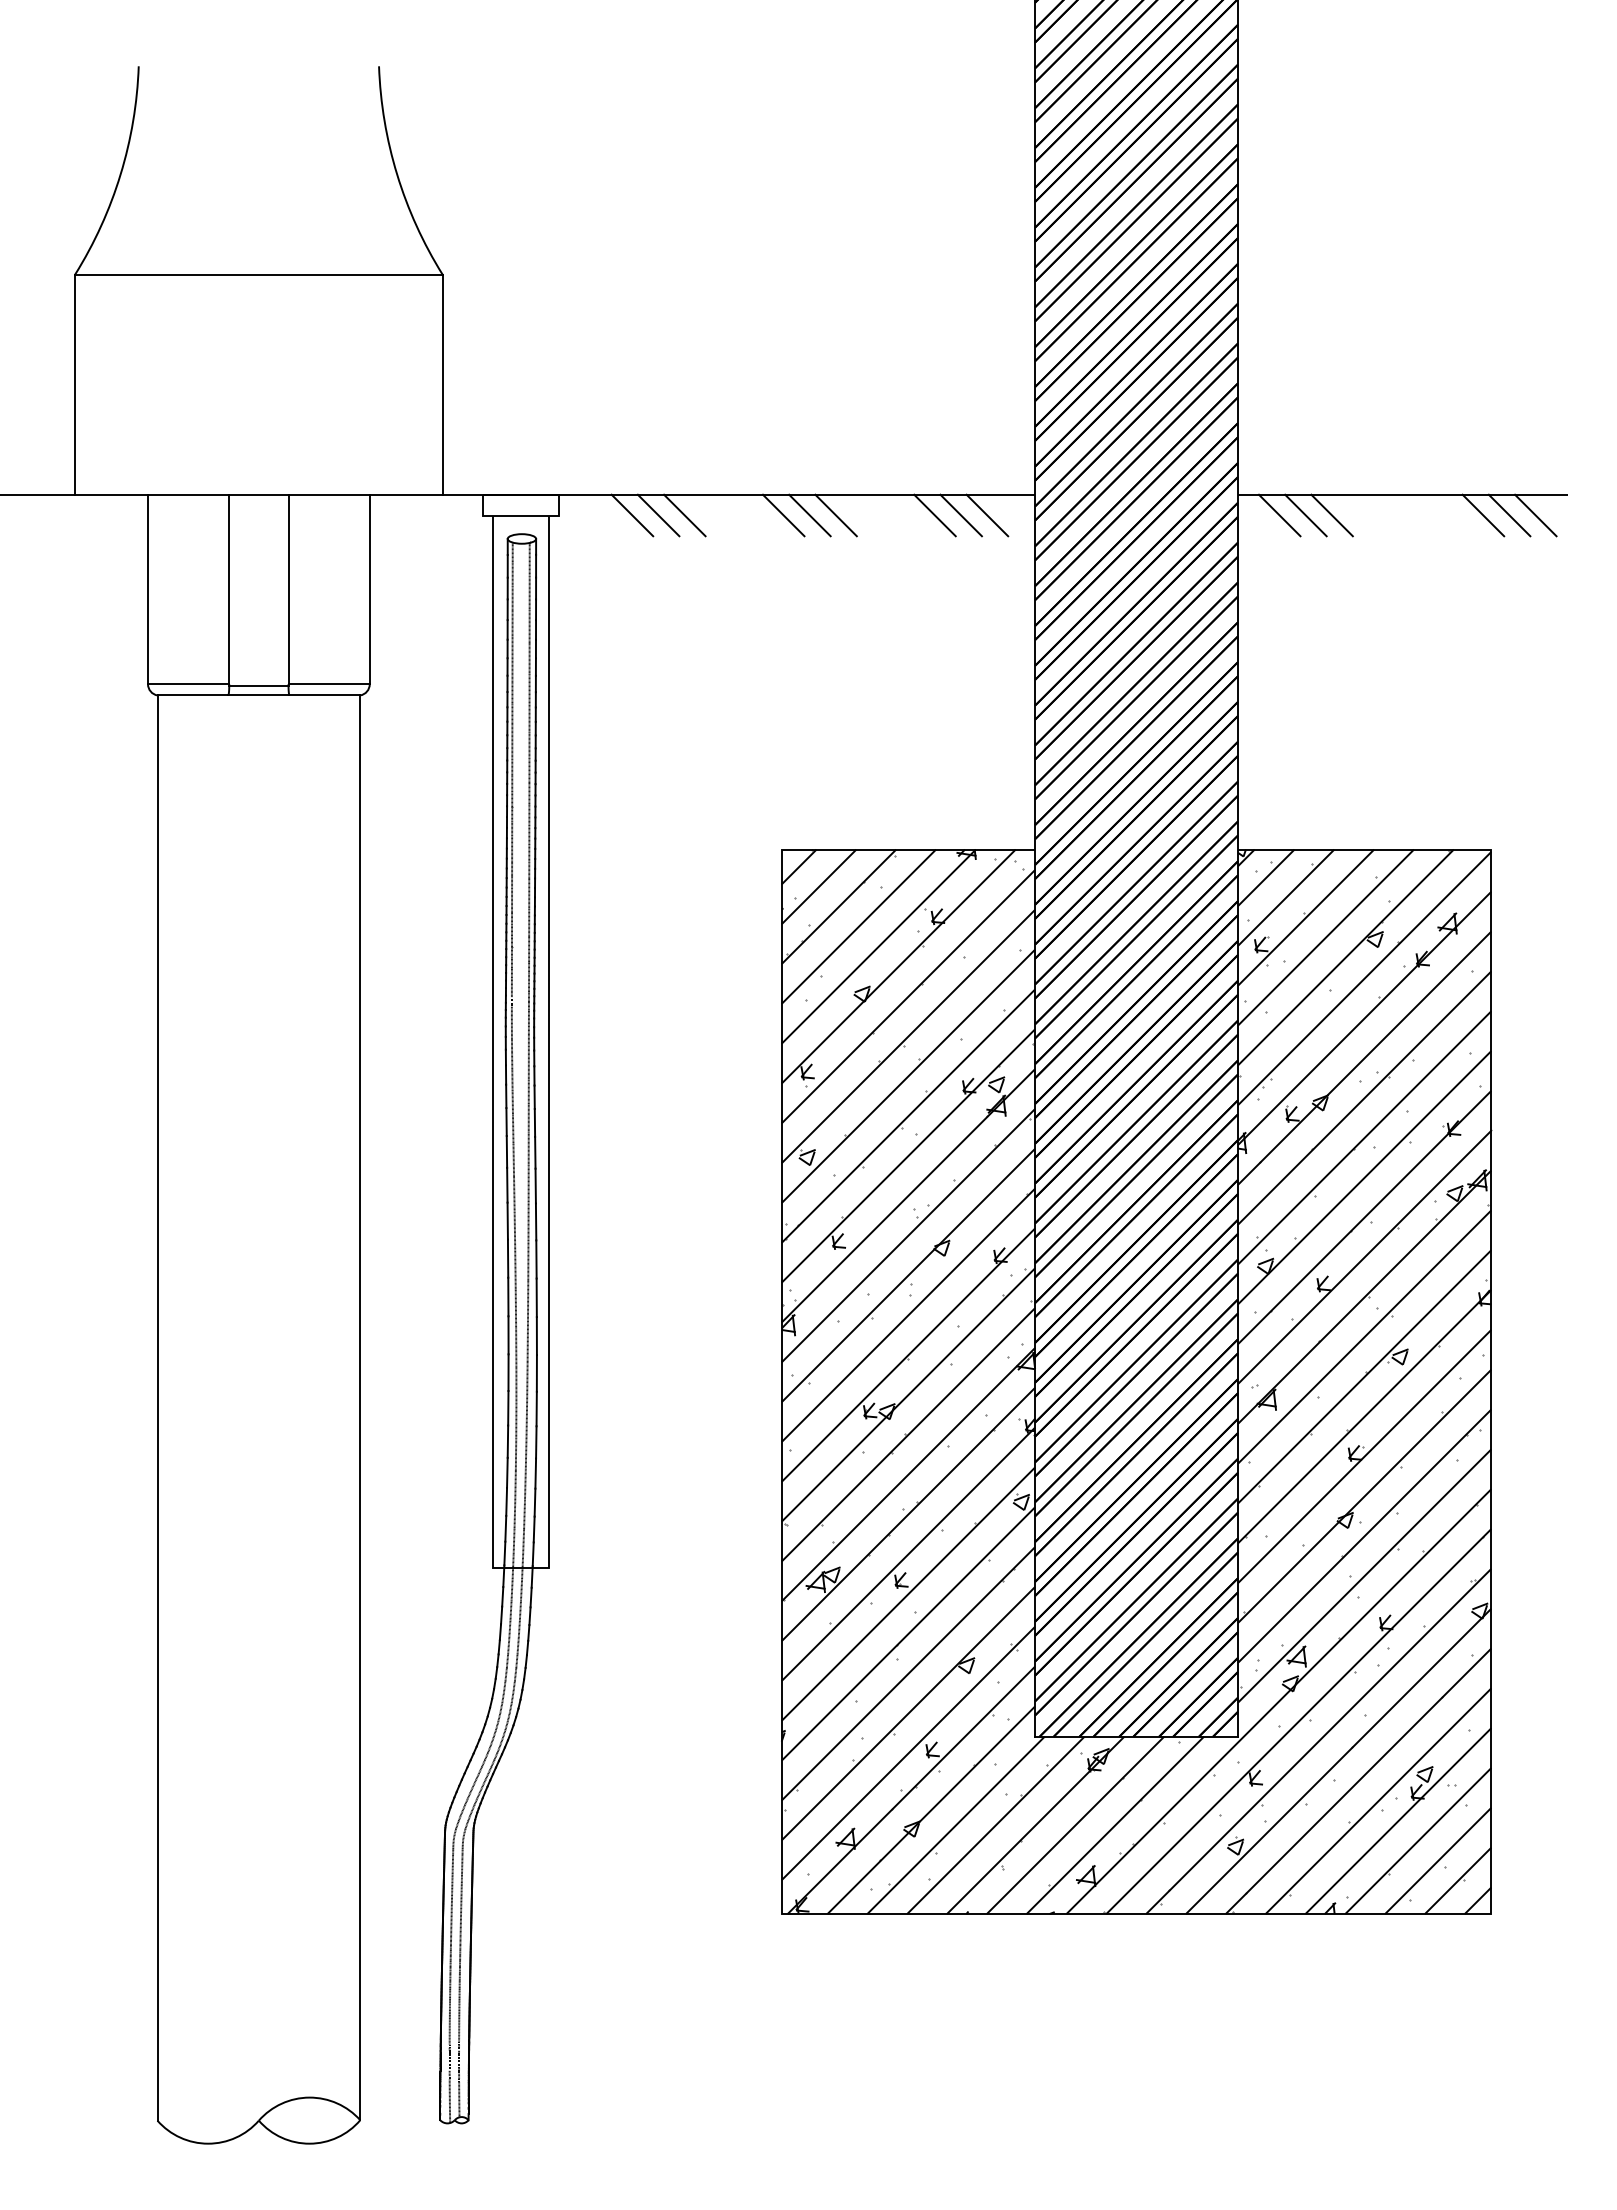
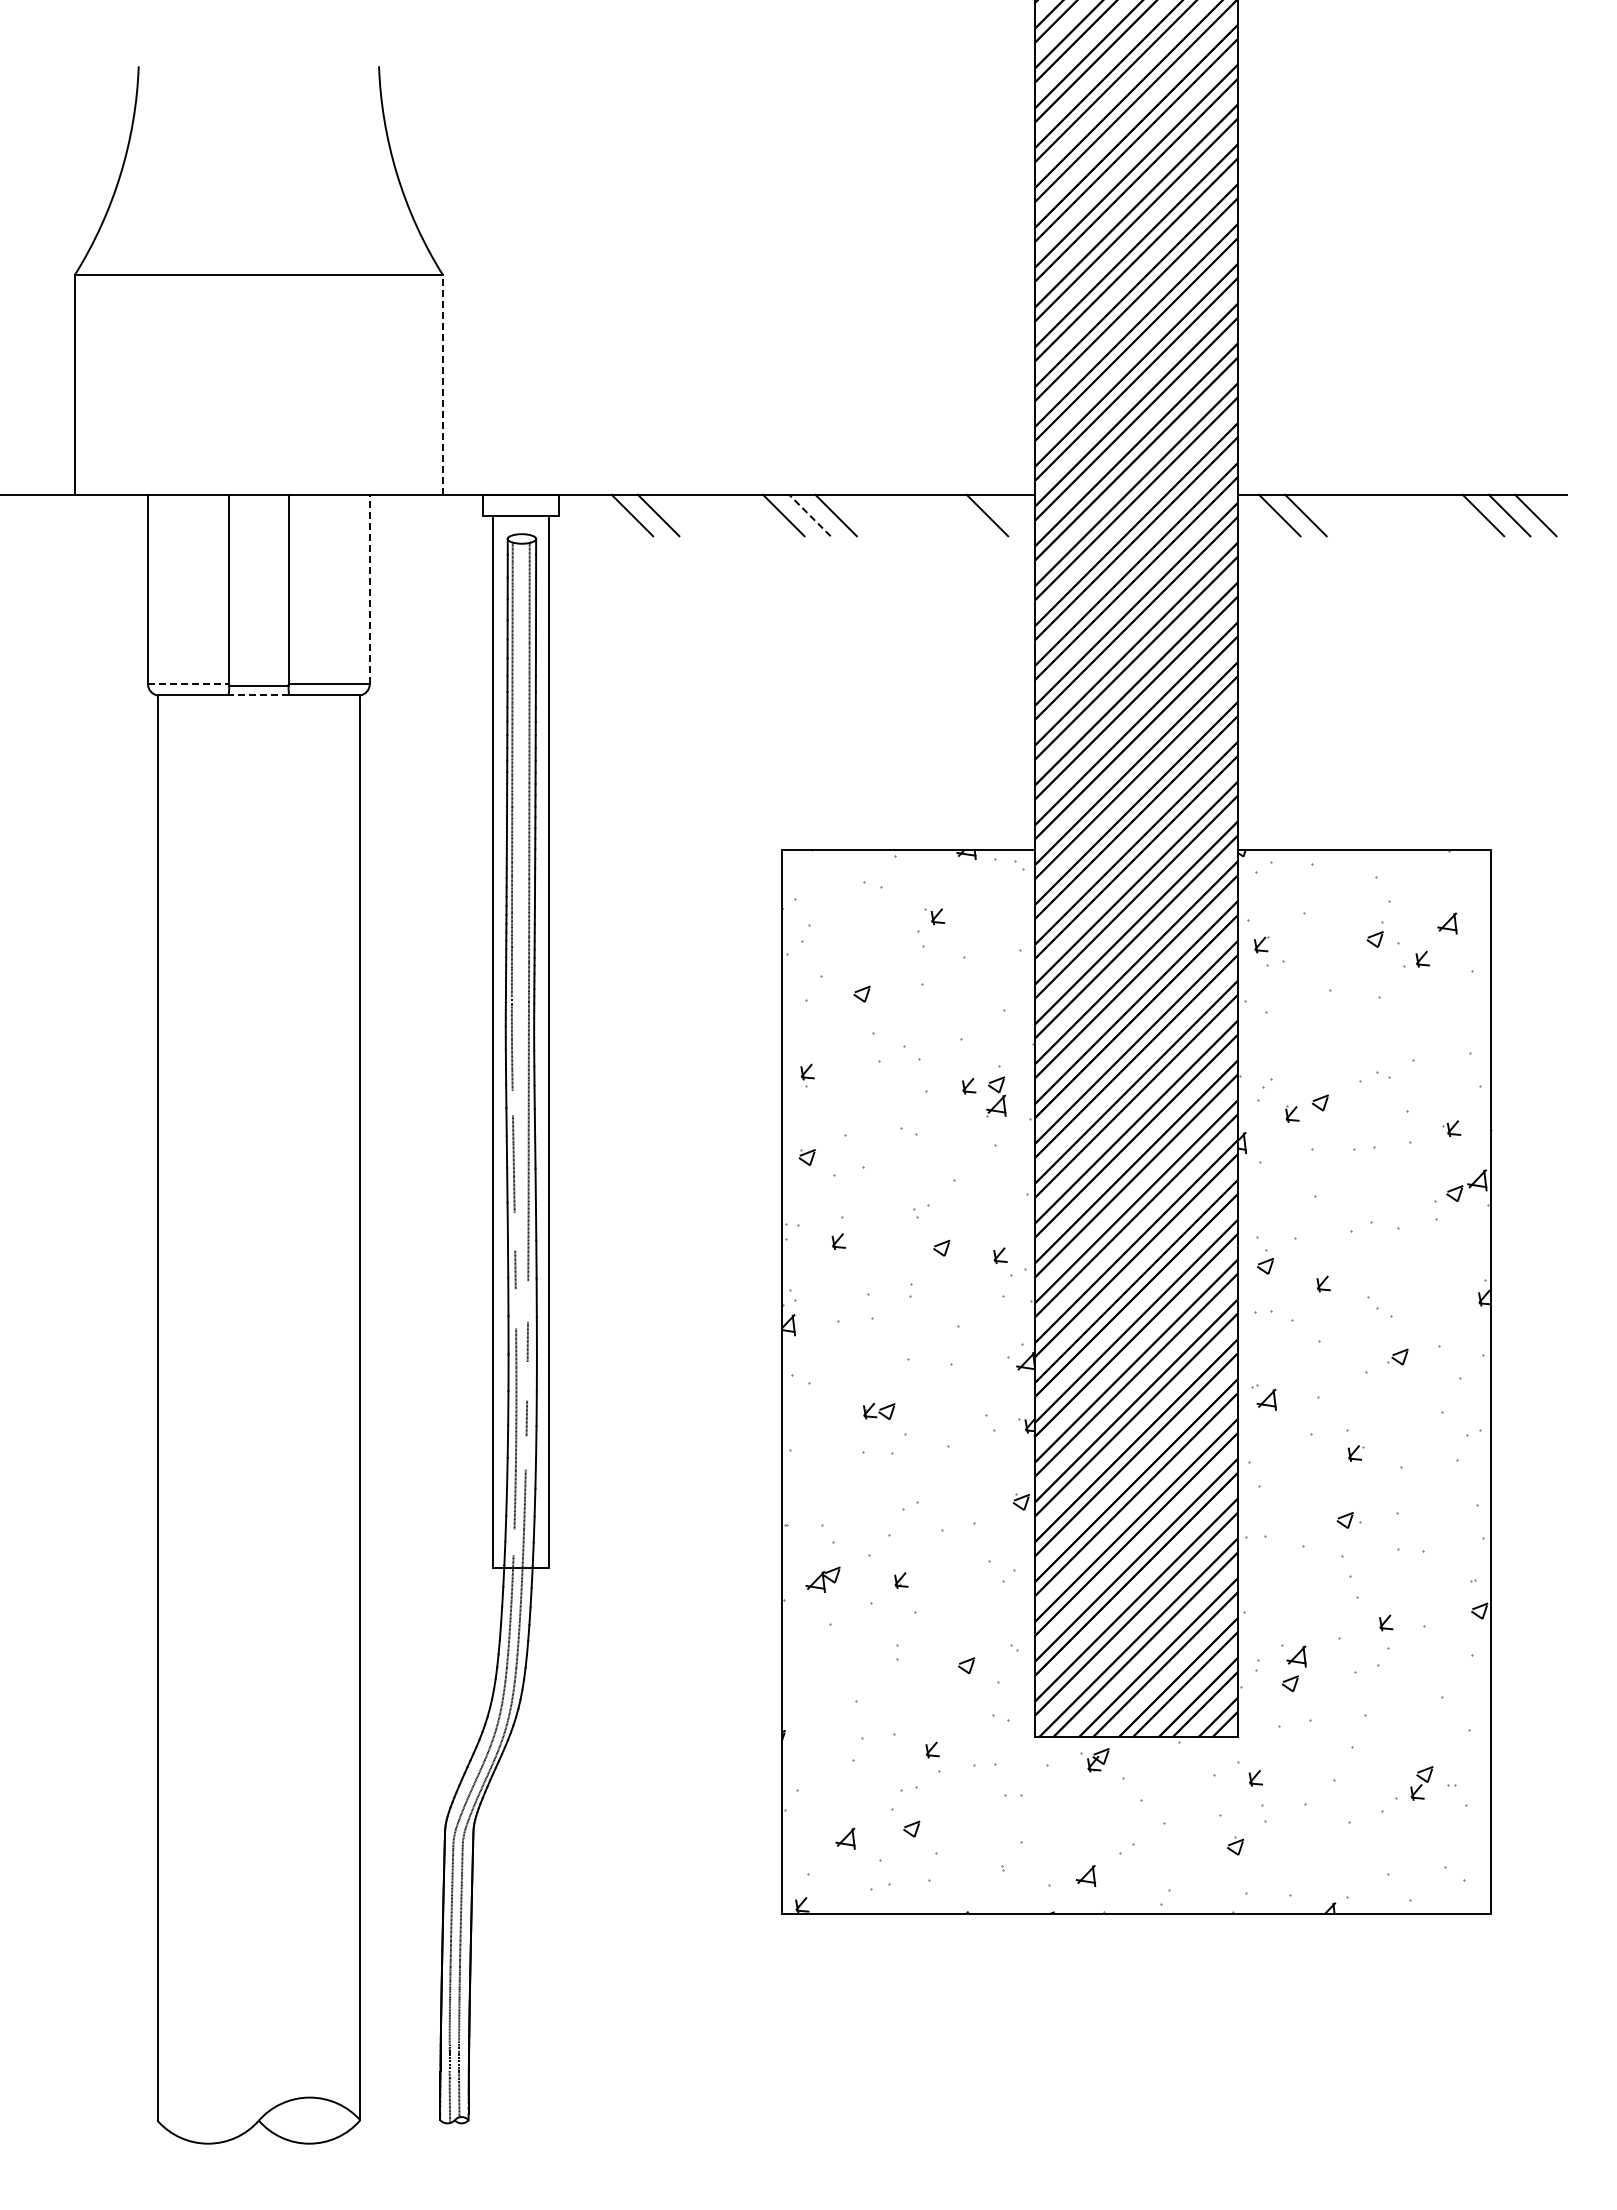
line: solid -> dashed (442, 384)
line: present -> none (684, 515)
line: solid -> dashed (809, 515)
line: present -> none (934, 515)
line: present -> none (960, 515)
line: present -> none (1331, 515)
line: solid -> dashed (369, 589)
line: solid -> dashed (188, 684)
line: solid -> dashed (258, 695)
line: present -> none (512, 1102)
line: present -> none (514, 1231)
line: present -> none (528, 1301)
line: present -> none (515, 1308)
line: present -> none (527, 1380)
hatch: present -> none (1136, 1381)
line: present -> none (525, 1452)
line: present -> none (513, 1542)
